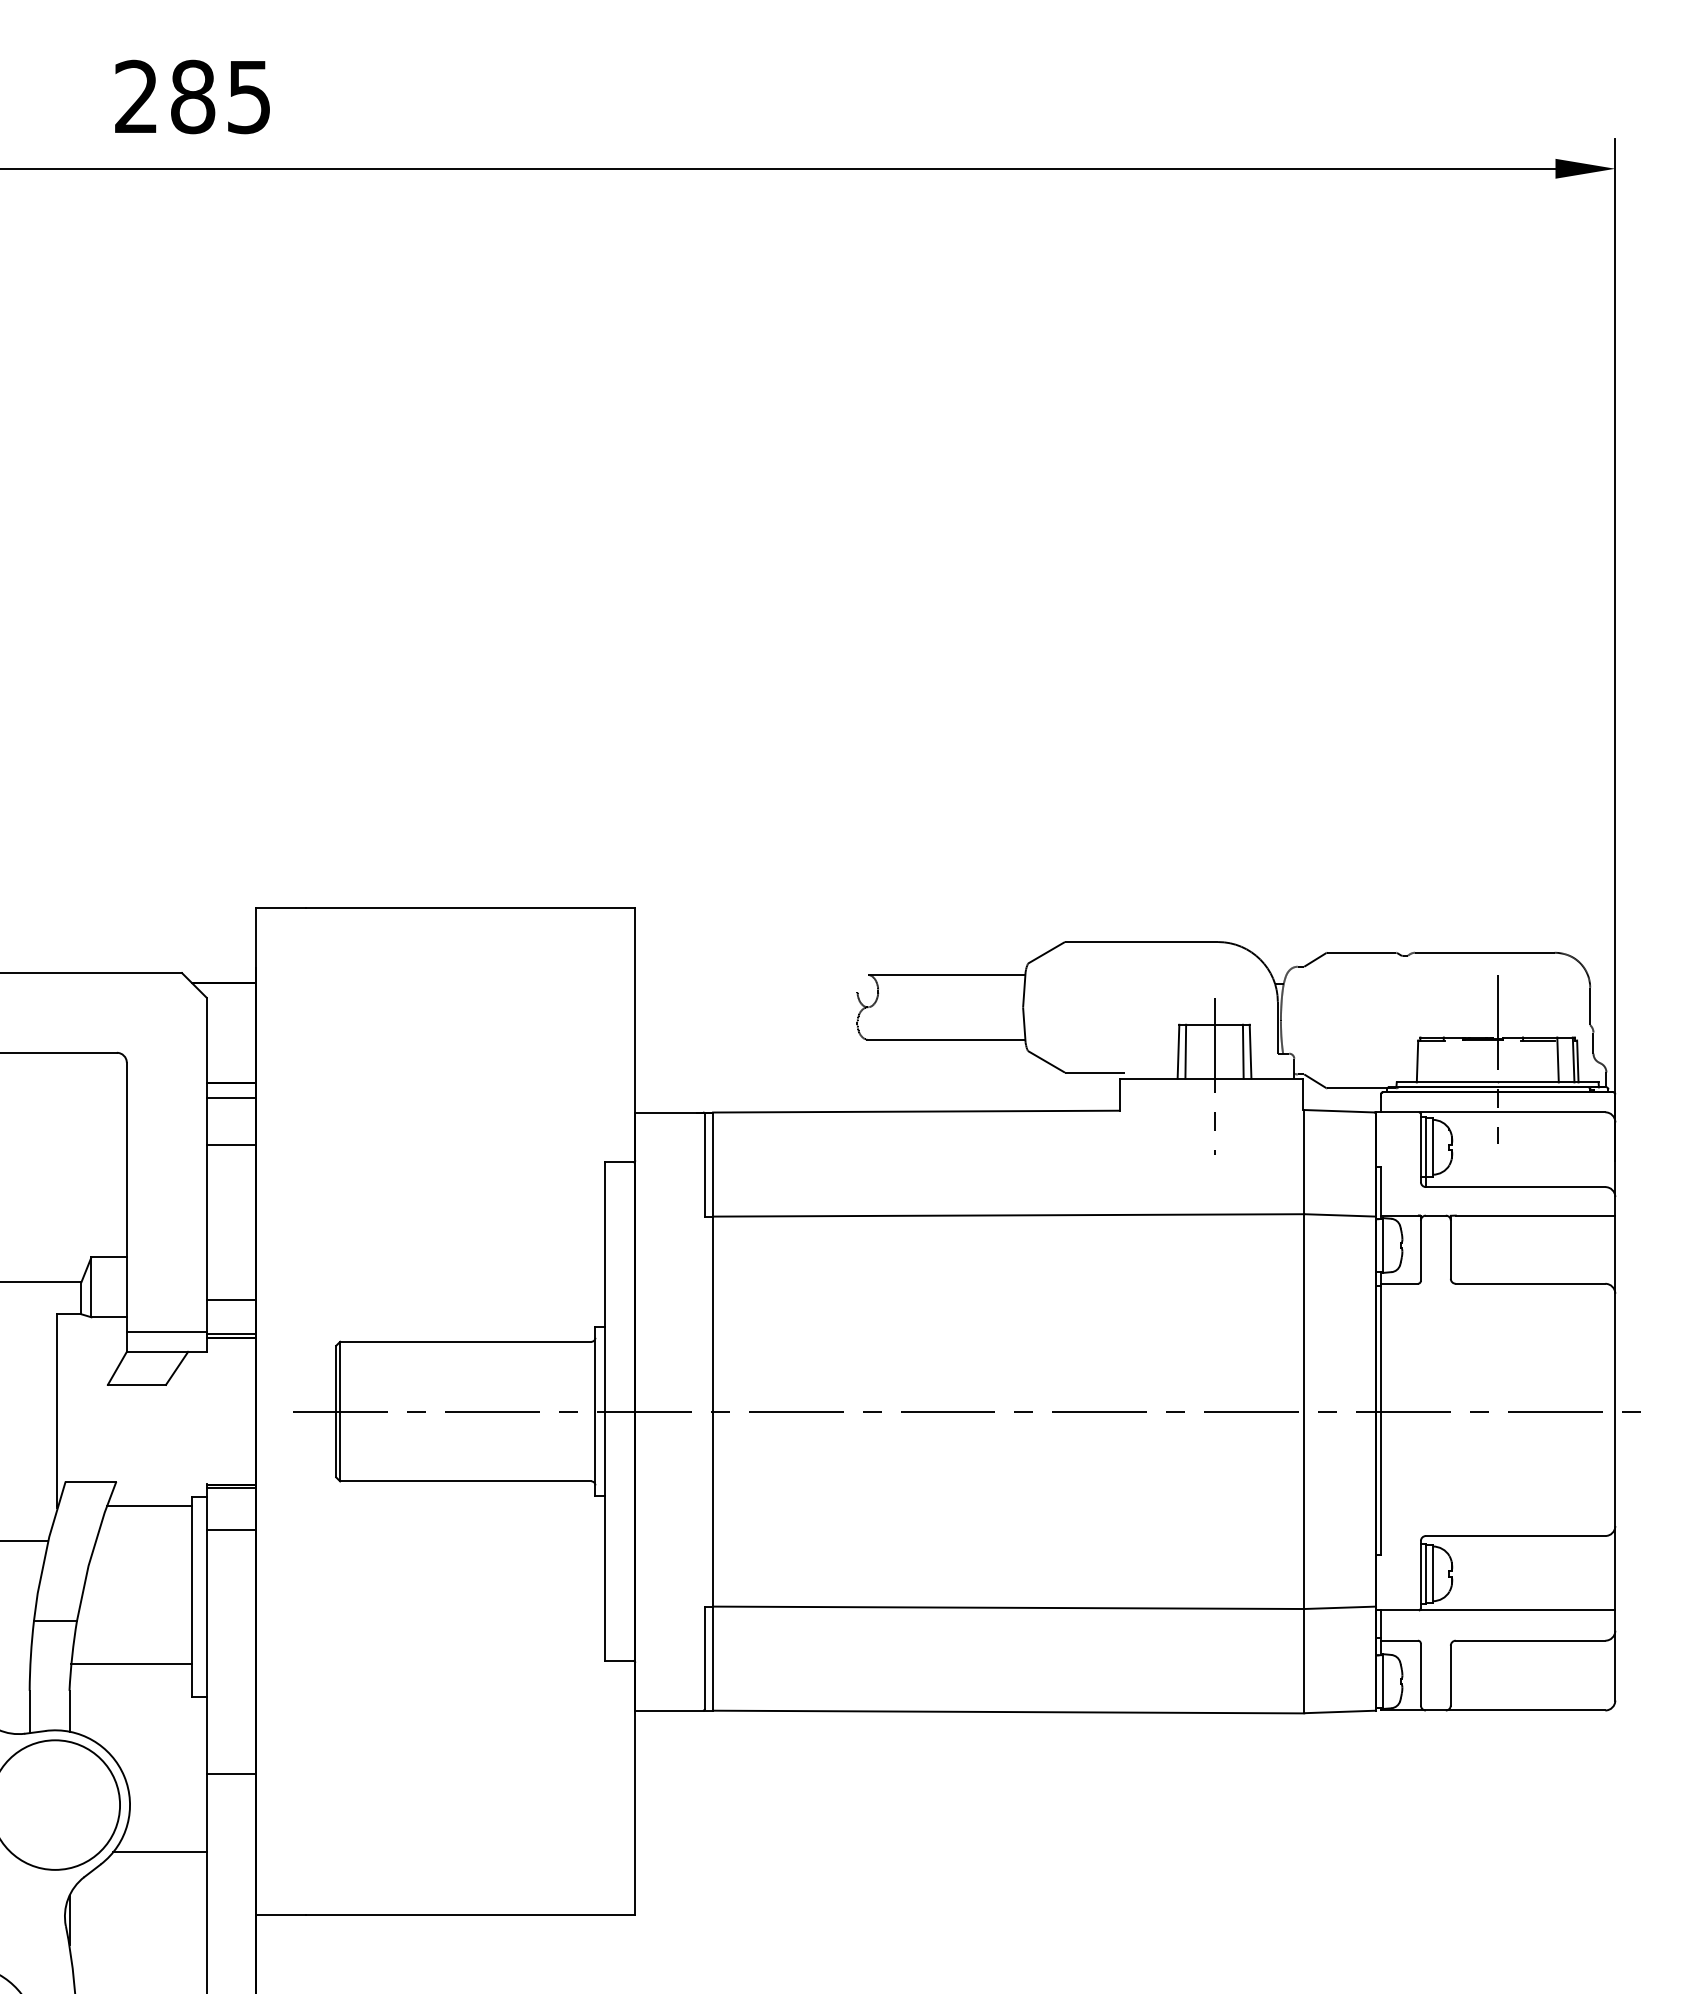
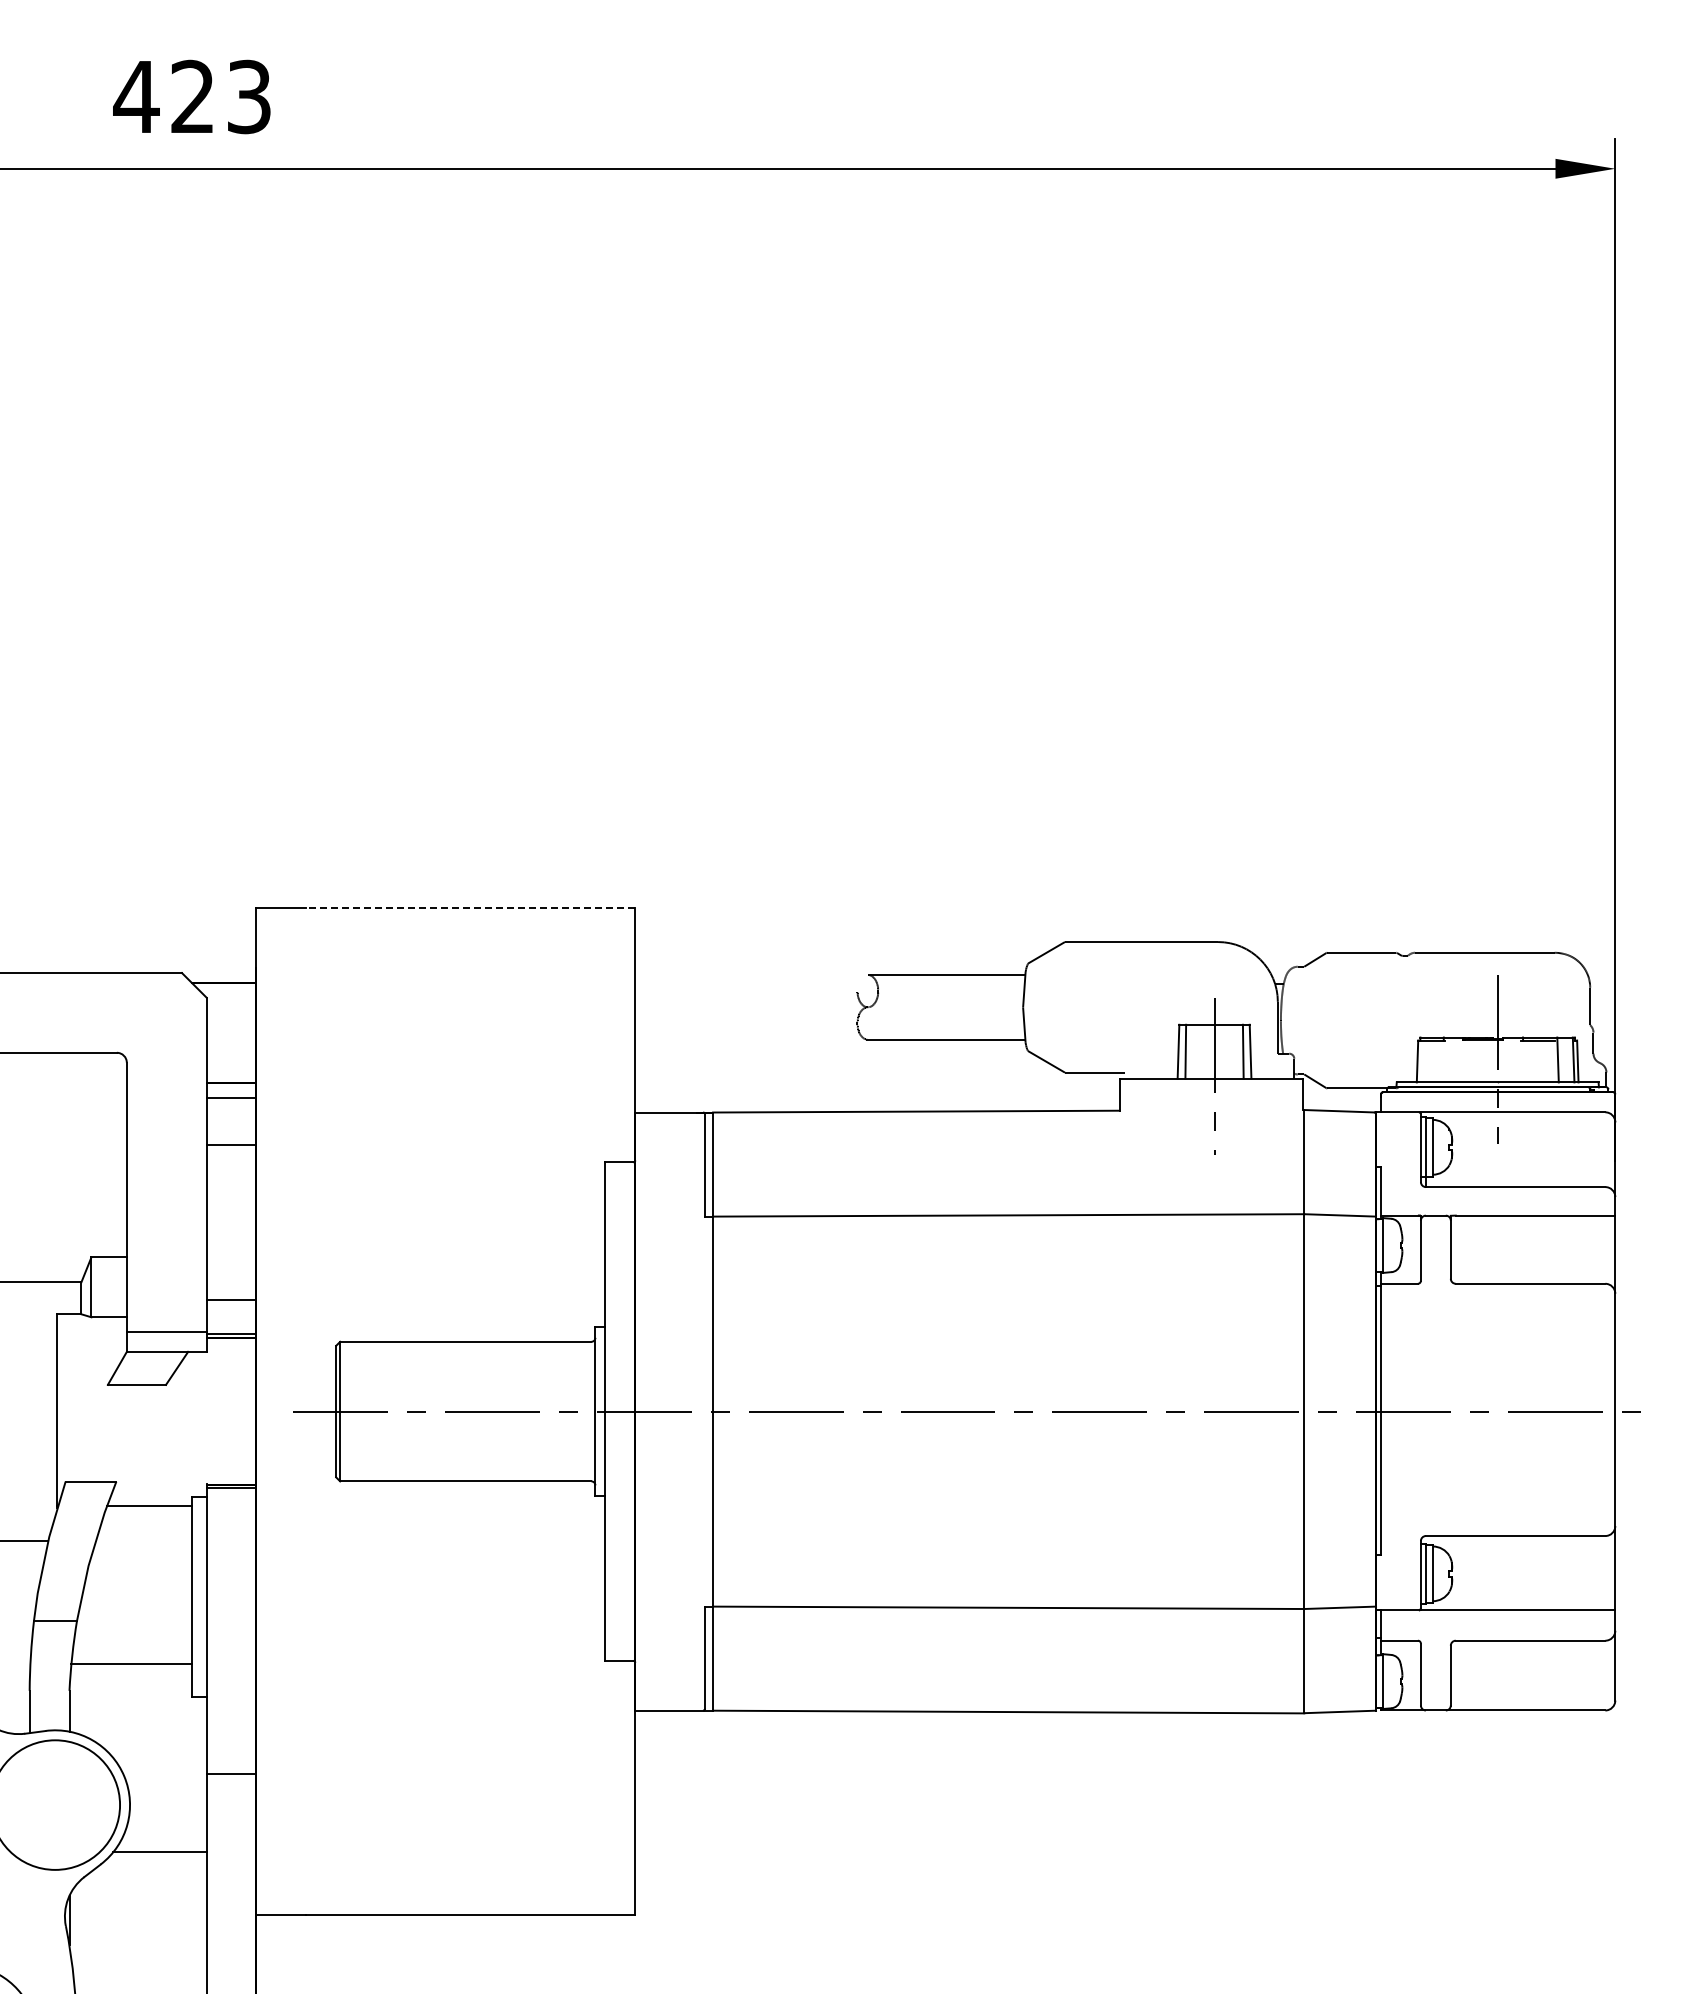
text: 285 -> 423 (191, 96)
line: solid -> dashed (470, 908)
line: present -> none (231, 1529)
